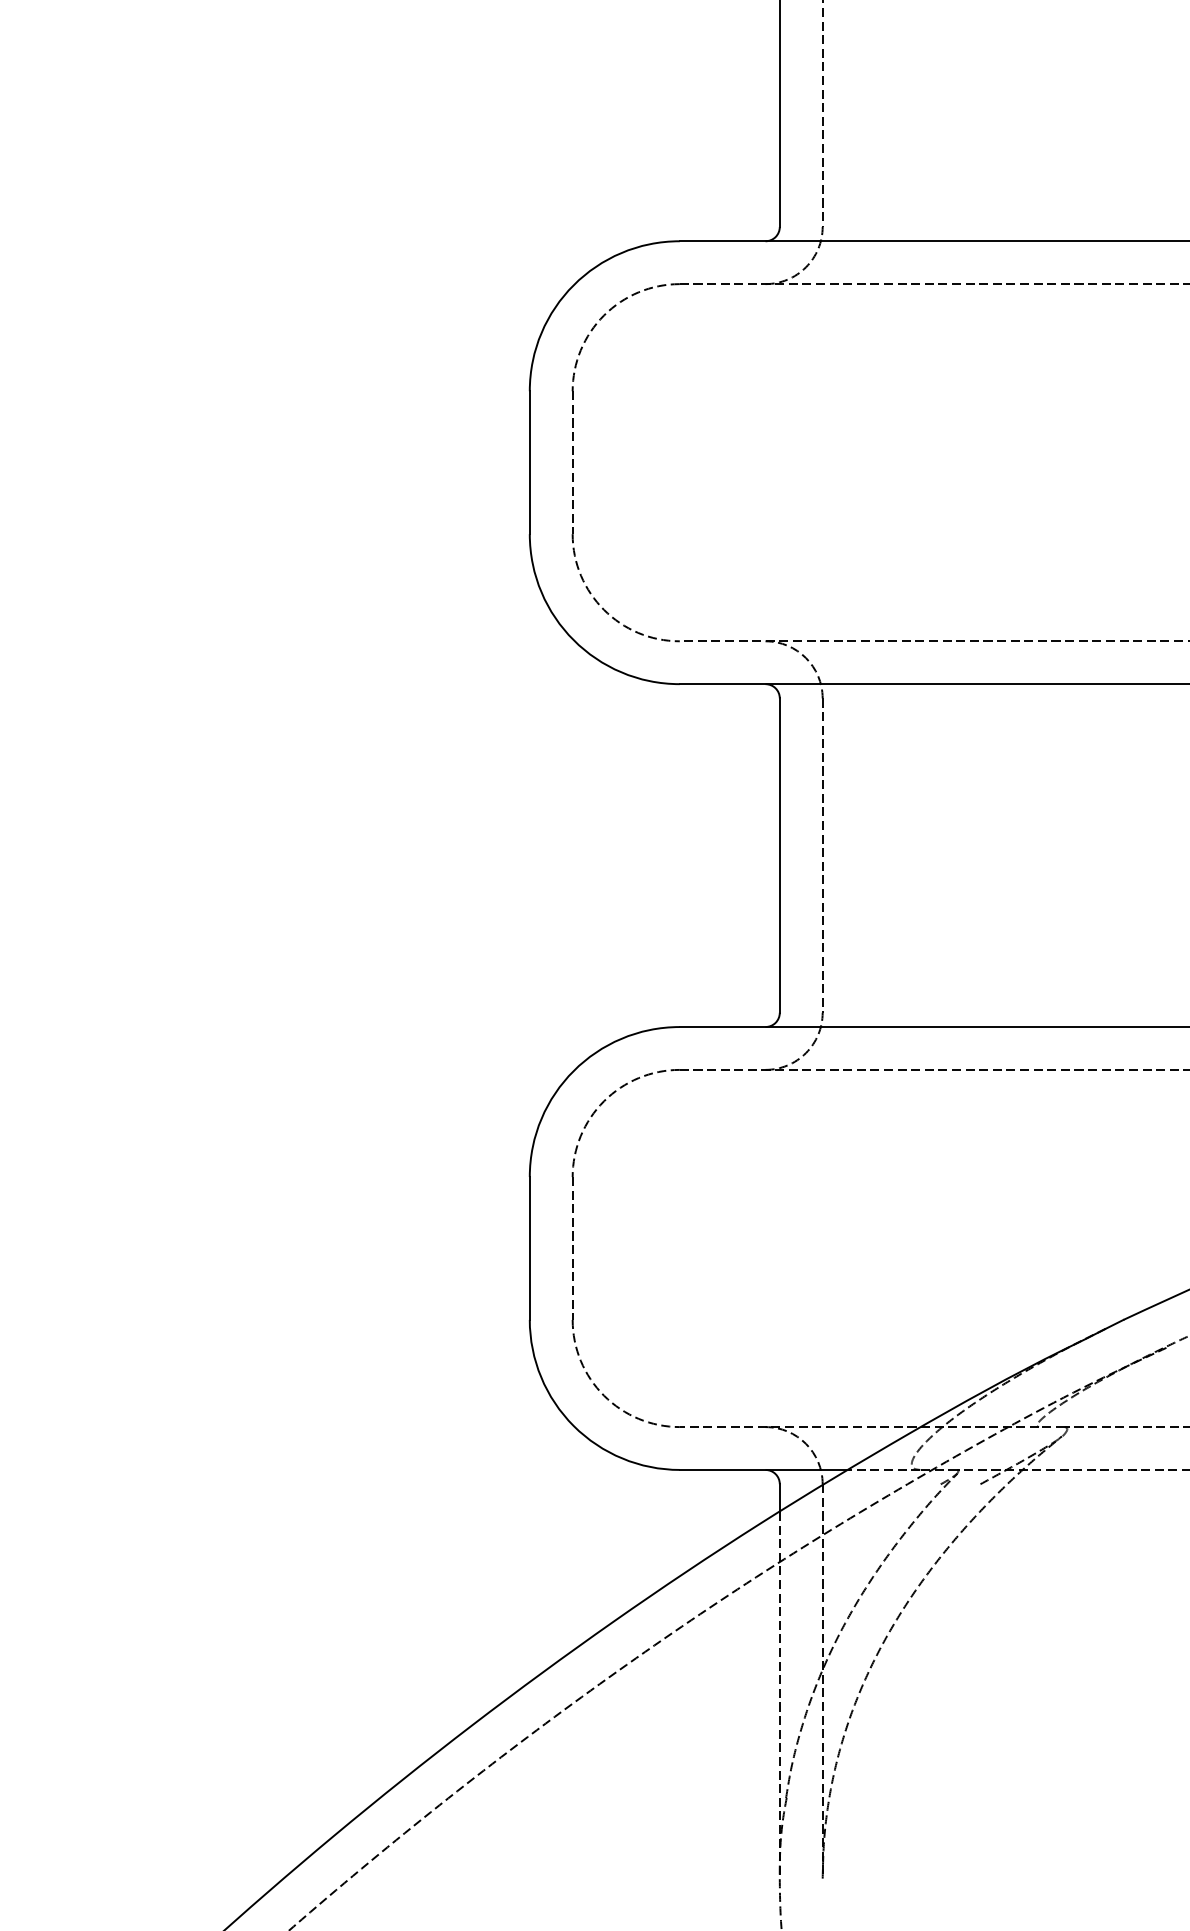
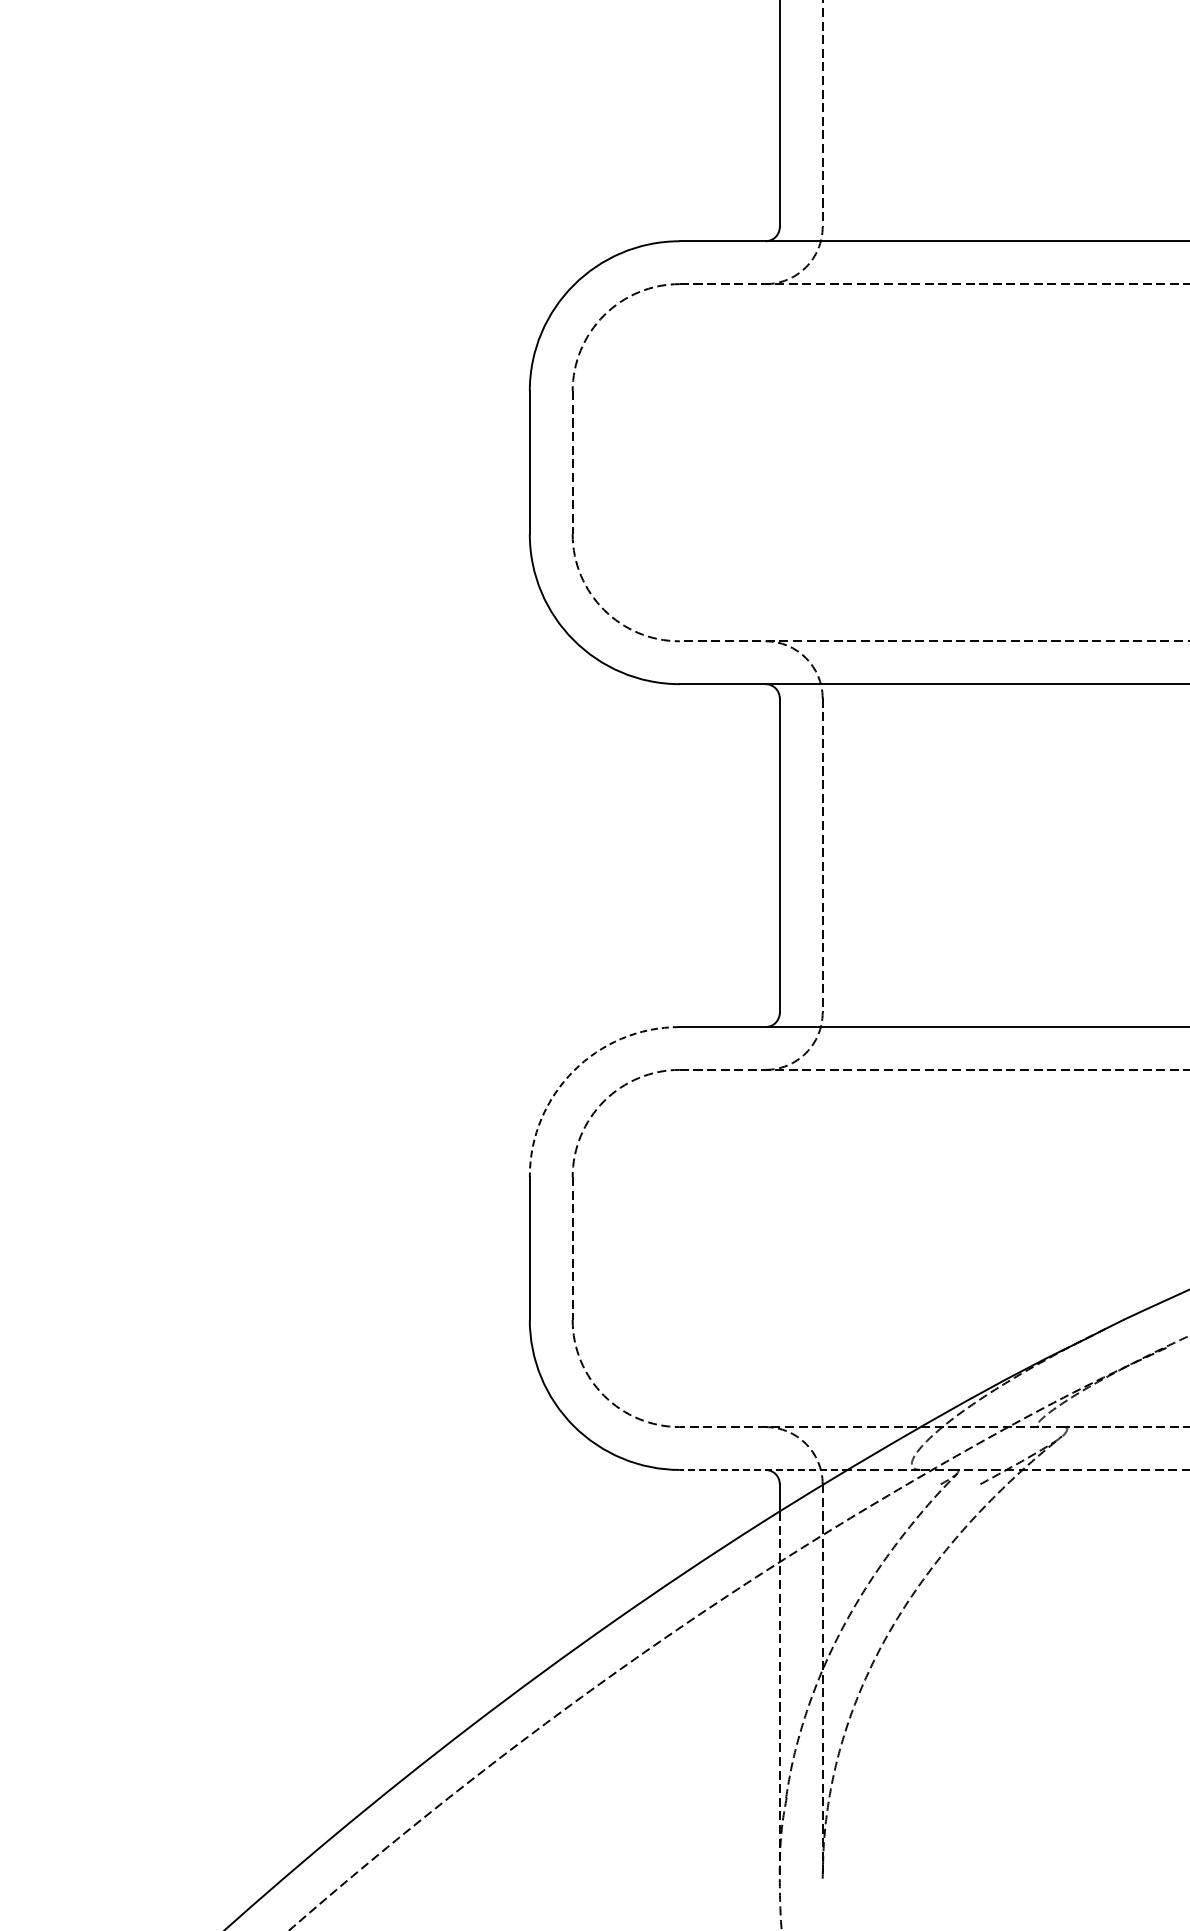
arc: solid -> dashed (573, 1070)
line: solid -> dashed (763, 1469)
